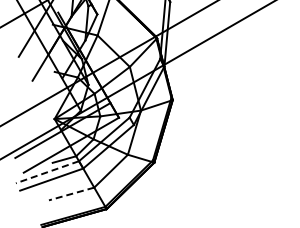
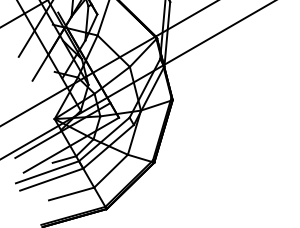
line: dashed -> solid (47, 172)
line: dashed -> solid (71, 193)
